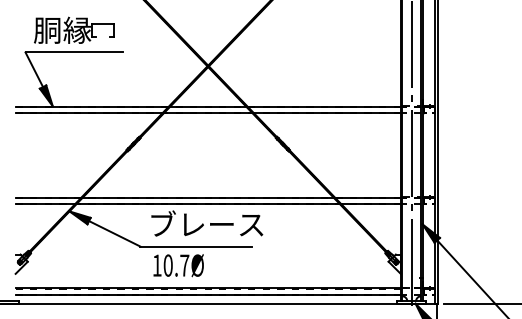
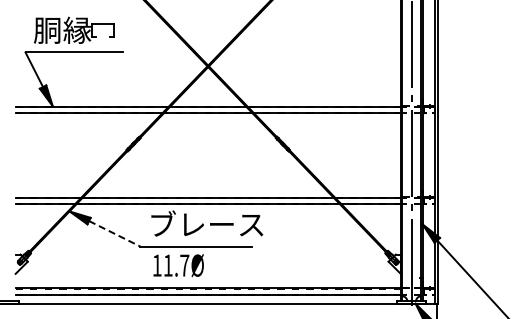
line: solid -> dashed (114, 233)
text: 10.7Ø -> 11.7Ø (167, 265)
line: present -> none (481, 303)
